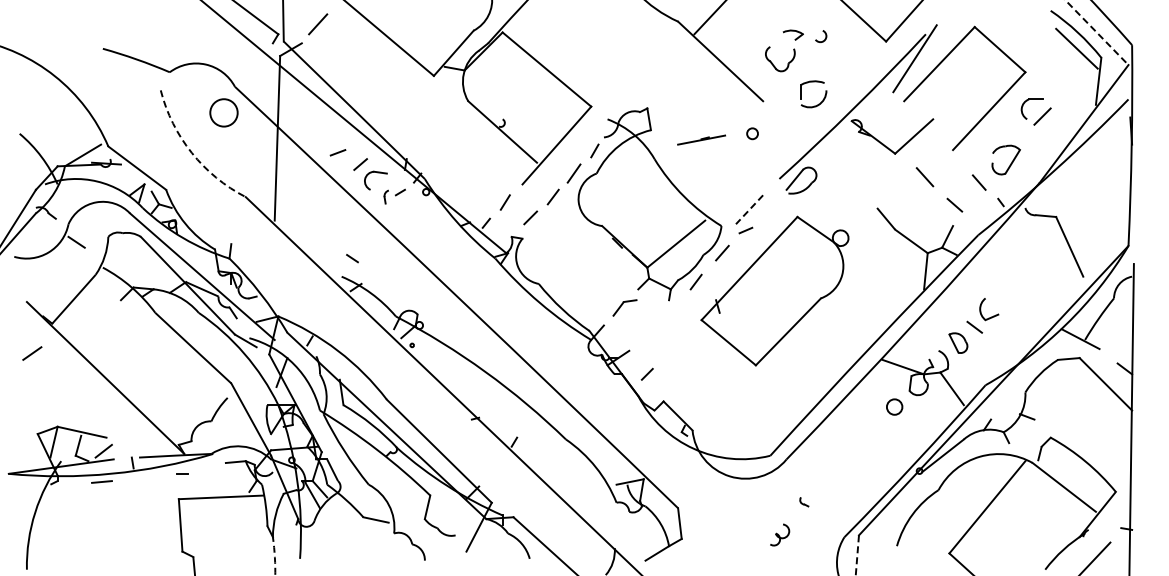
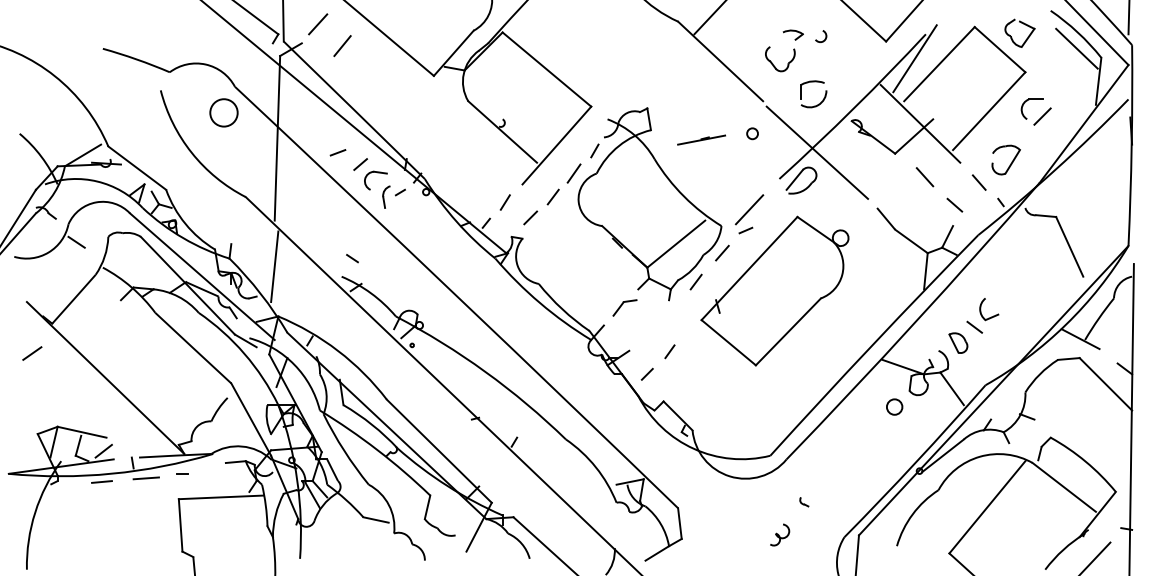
line: none -> present (1128, 18)
line: dashed -> solid (1097, 32)
part: none -> present (1012, 37)
line: none -> present (342, 46)
line: none -> present (920, 123)
arc: dashed -> solid (191, 152)
line: none -> present (817, 152)
part size: 6x16 px -> 9x24 px (386, 196)
line: dashed -> solid (749, 209)
line: none -> present (274, 266)
line: none -> present (669, 351)
line: none -> present (145, 478)
arc: dashed -> solid (274, 556)
line: dashed -> solid (857, 556)
